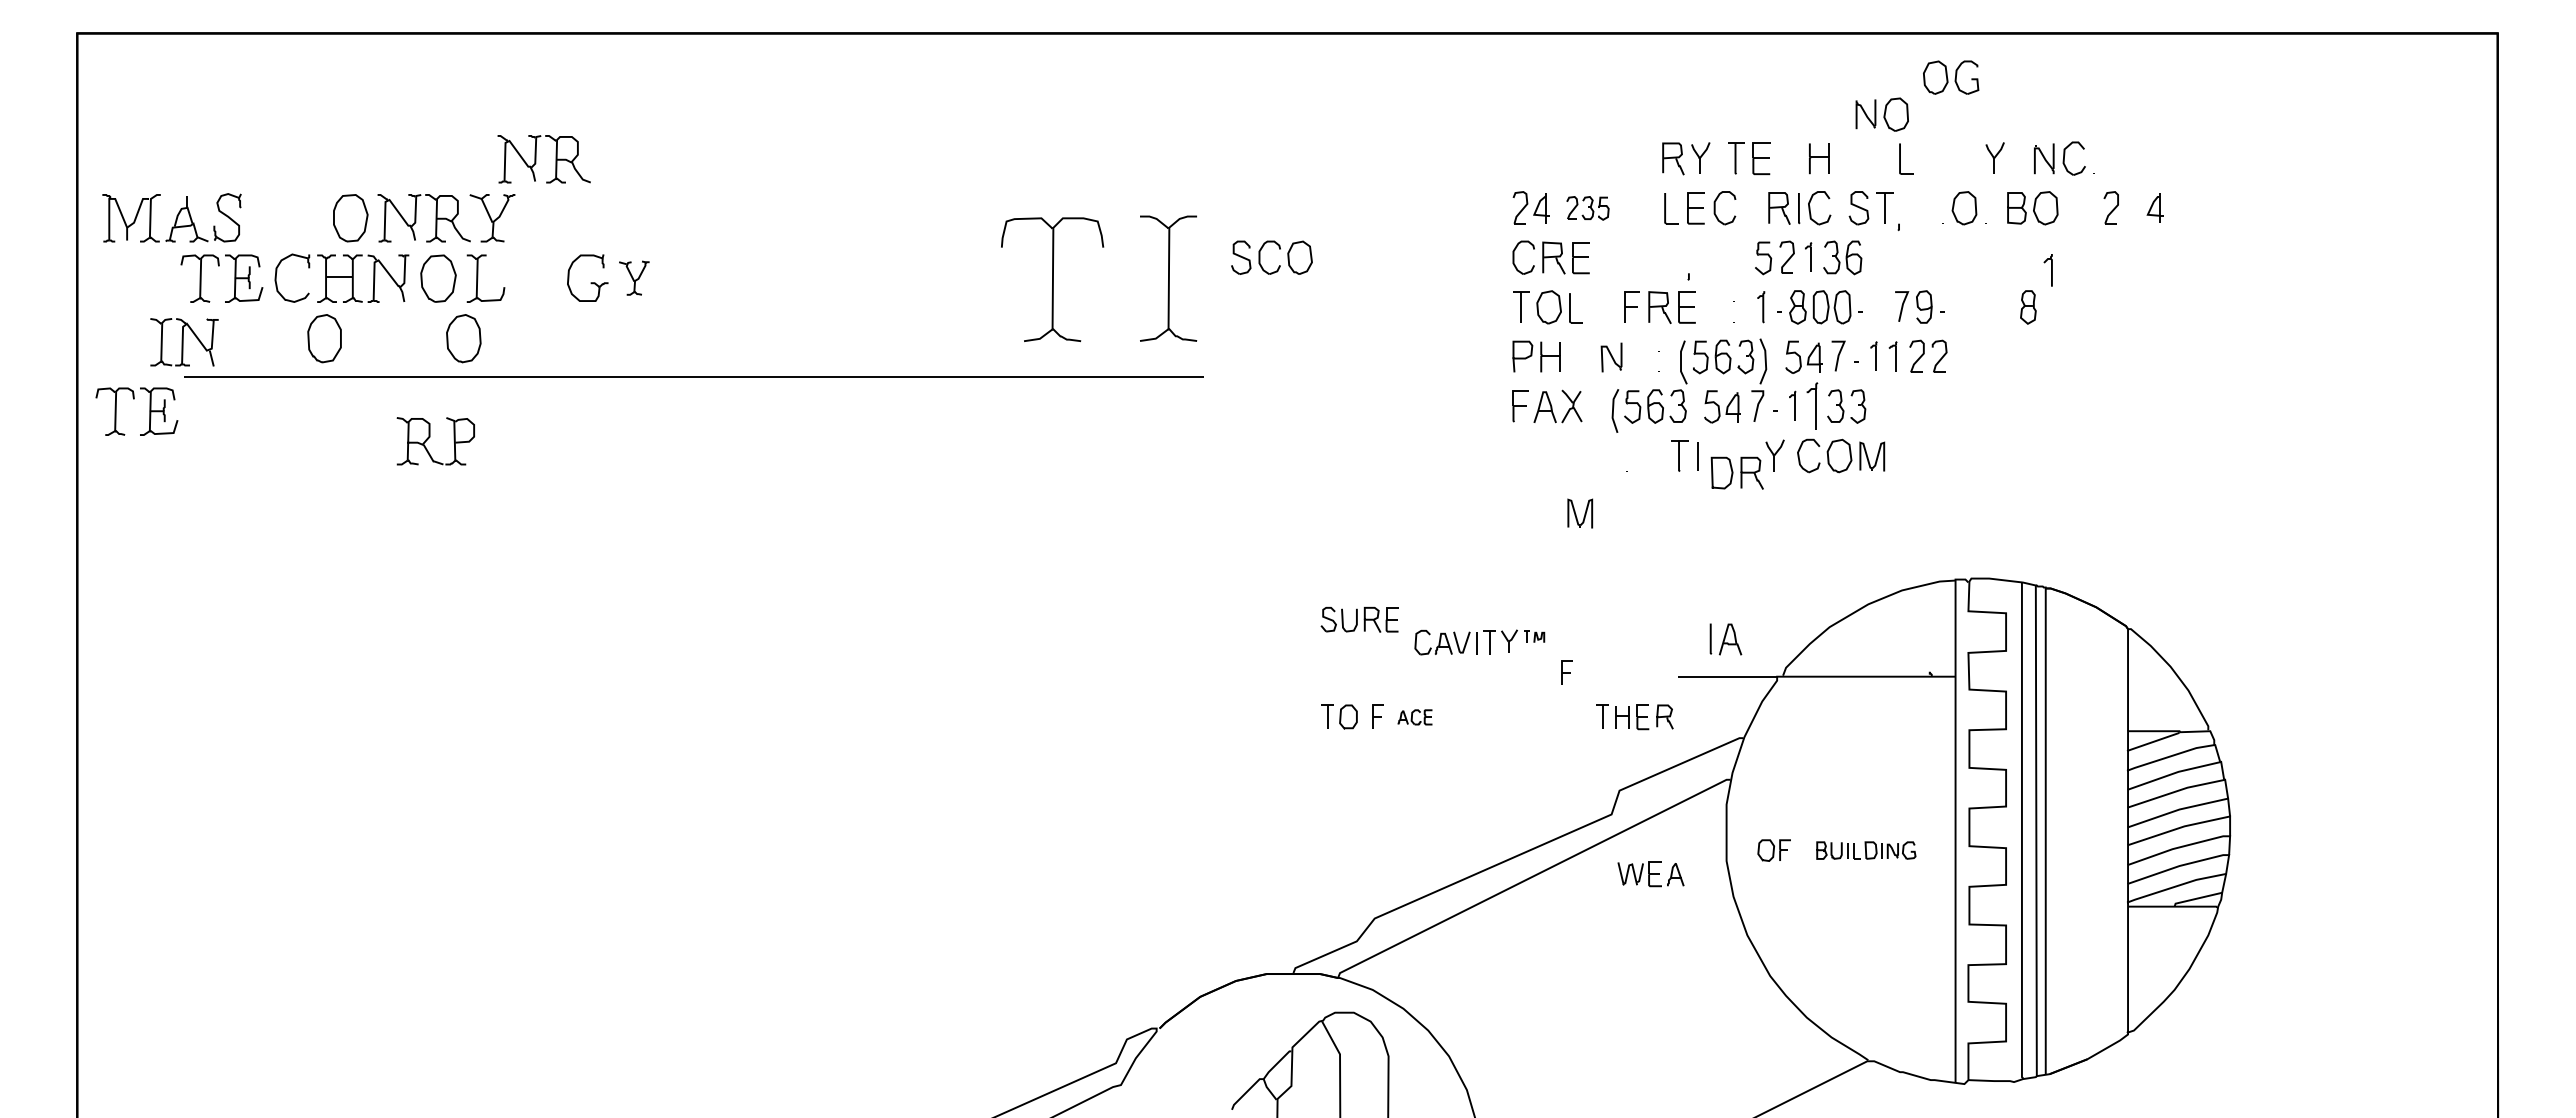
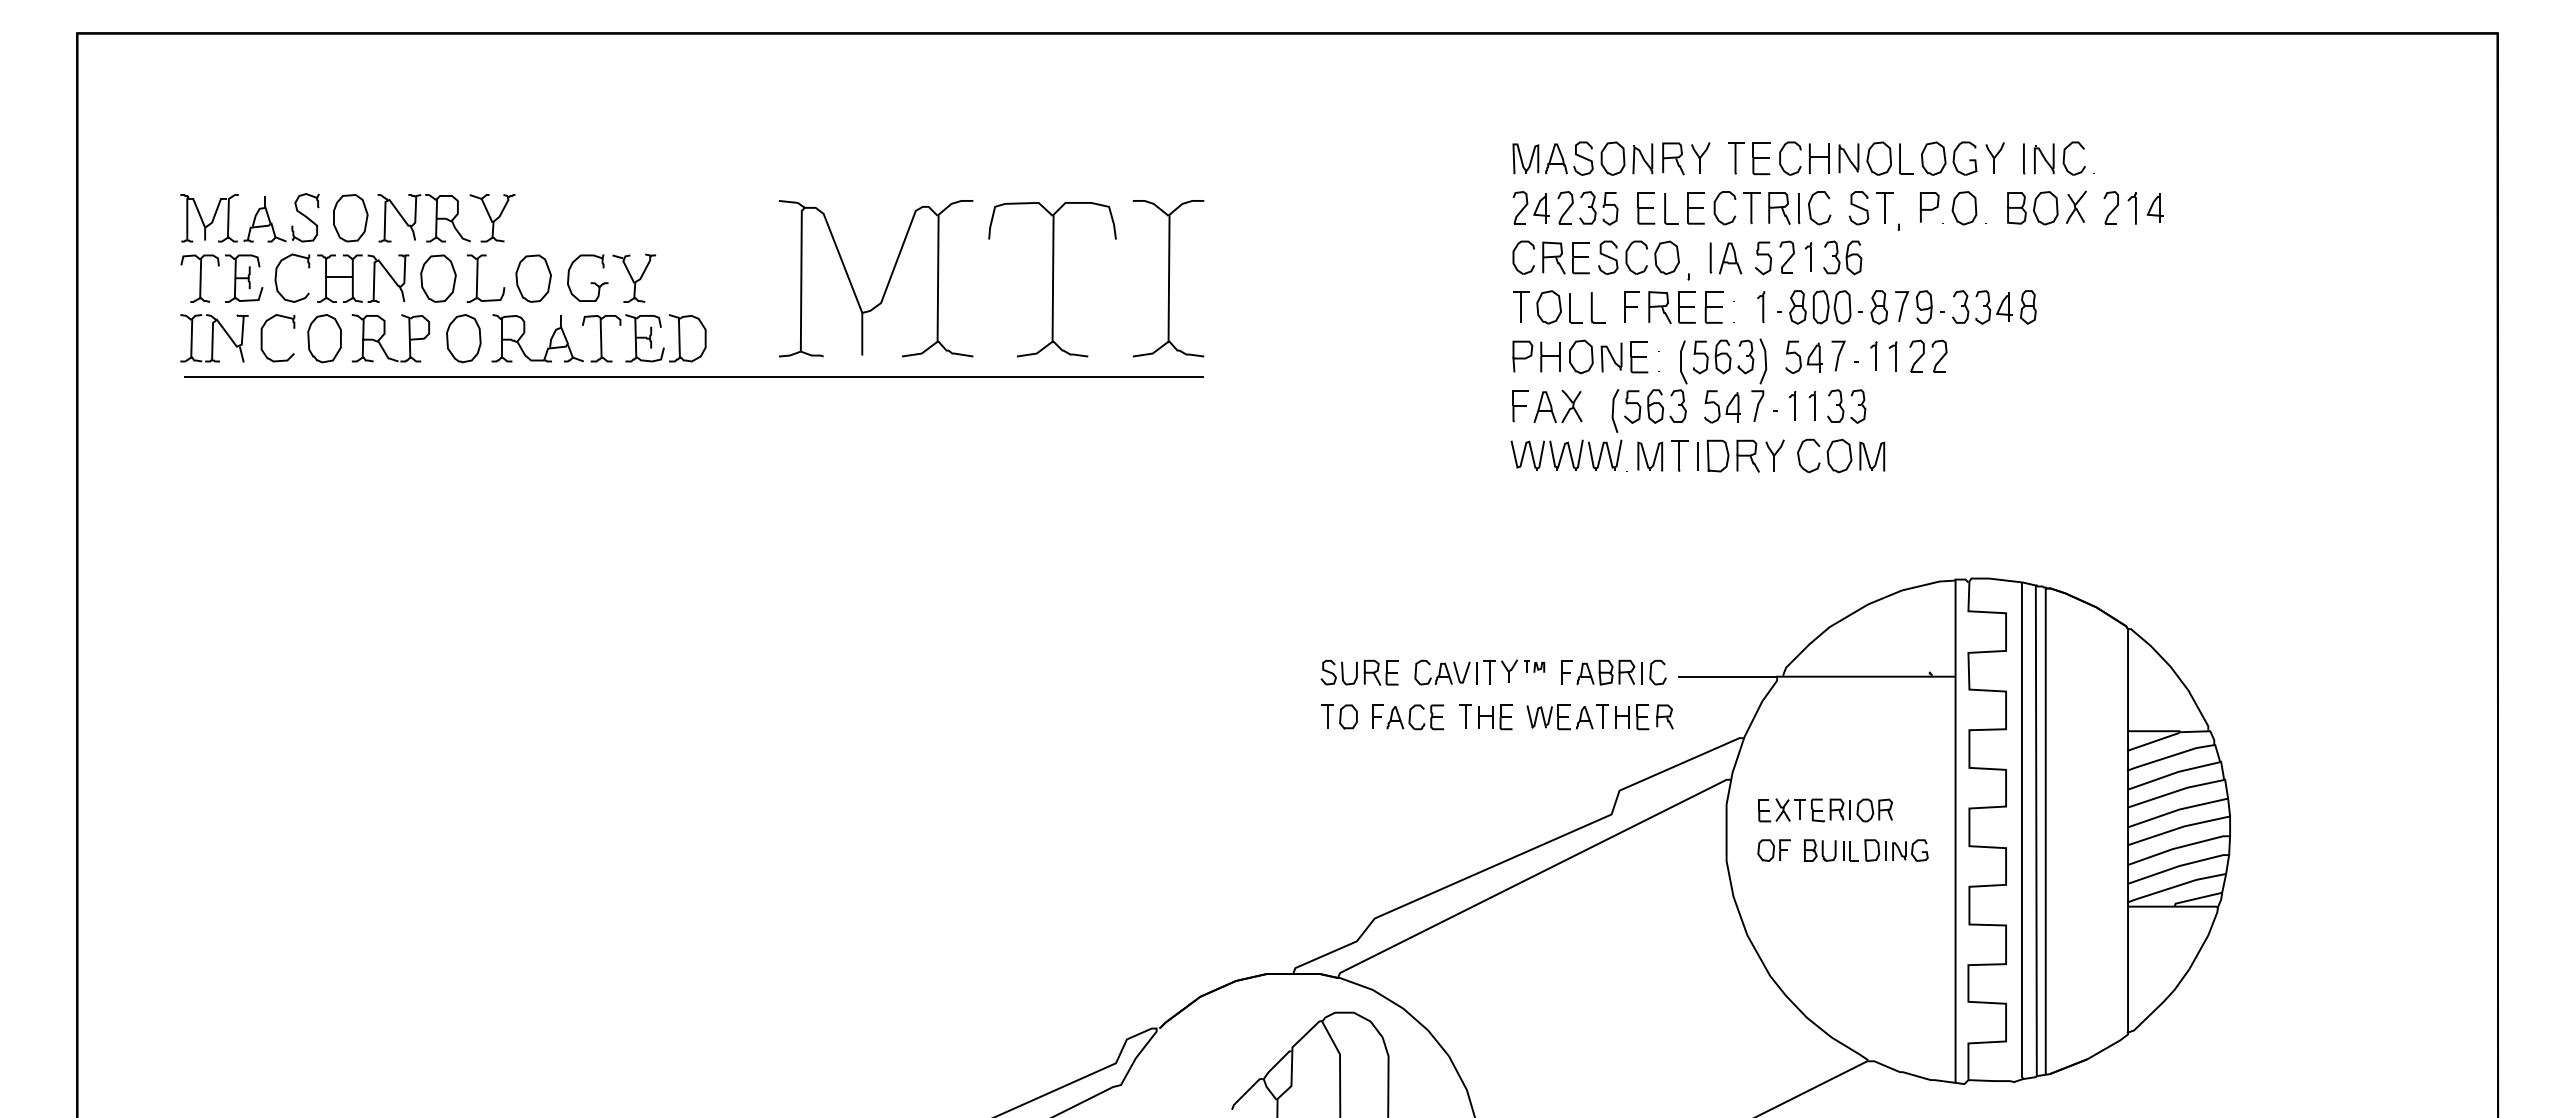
part position: (1951, 77) -> (1949, 158) (1949, 158)
part position: (1881, 114) -> (1864, 158) (1864, 158)
part: none -> present (1582, 158)
part: none -> present (1780, 158)
line: none -> present (2024, 158)
part: present -> none (536, 159)
part: none -> present (2076, 206)
part size: 44x25 px -> 62x35 px (1587, 208)
part: none -> present (1646, 208)
part: none -> present (1751, 208)
curve: none -> present (1929, 209)
part position: (171, 217) -> (249, 217) (249, 217)
part position: (1260, 257) -> (1627, 257) (1627, 257)
part position: (2047, 270) -> (2131, 208) (2131, 208)
part size: 31x36 px -> 45x50 px (634, 277)
part: none -> present (533, 278)
part size: 58x127 px -> 73x158 px (1168, 278)
part size: 104x125 px -> 129x156 px (1052, 279)
part: none -> present (887, 282)
curve: none -> present (1878, 306)
part: none -> present (1597, 307)
part: none -> present (1713, 307)
part: none -> present (1982, 307)
part: none -> present (262, 338)
part: none -> present (598, 338)
part position: (184, 342) -> (214, 338) (214, 338)
part: none -> present (1581, 356)
part: none -> present (1639, 357)
part: present -> none (134, 399)
part size: 13x48 px -> 9x31 px (1812, 405)
part position: (430, 437) -> (385, 334) (385, 334)
part: none -> present (1566, 454)
part position: (1736, 472) -> (1732, 455) (1732, 455)
part position: (1580, 513) -> (1650, 456) (1650, 456)
part position: (1359, 619) -> (1359, 672) (1359, 672)
part position: (1725, 639) -> (1725, 258) (1725, 258)
part position: (1479, 642) -> (1479, 672) (1479, 672)
part: none -> present (1621, 672)
part size: 36x17 px -> 58x27 px (1414, 717)
part: none -> present (1485, 717)
part: none -> present (1825, 810)
part size: 101x19 px -> 125x23 px (1866, 850)
part position: (1650, 874) -> (1559, 717) (1559, 717)
